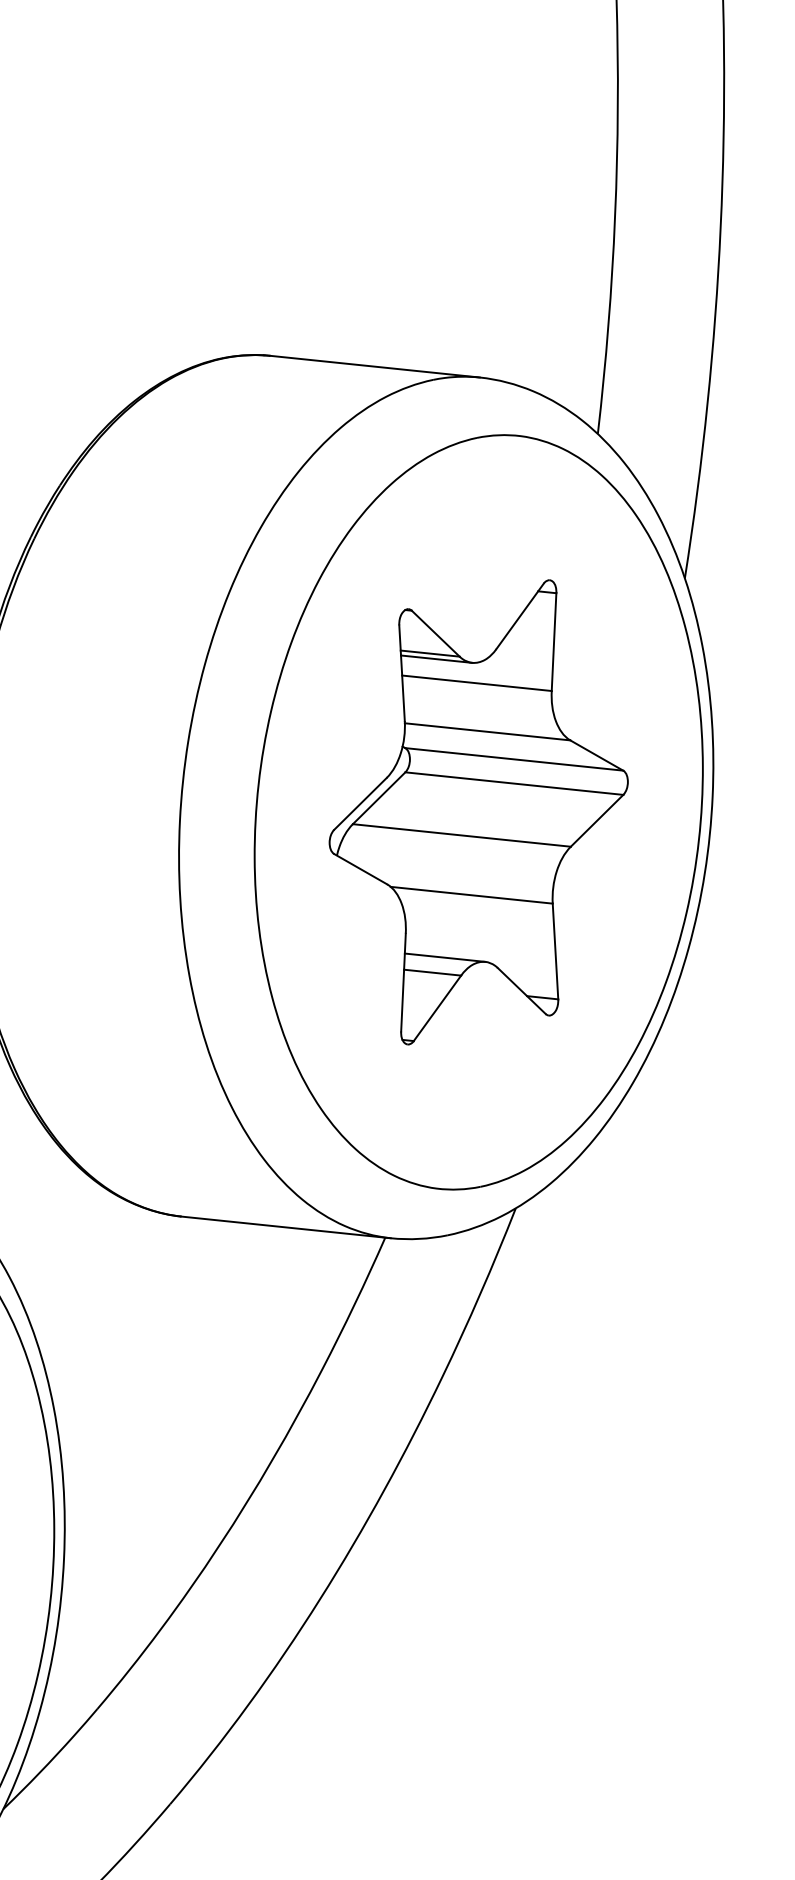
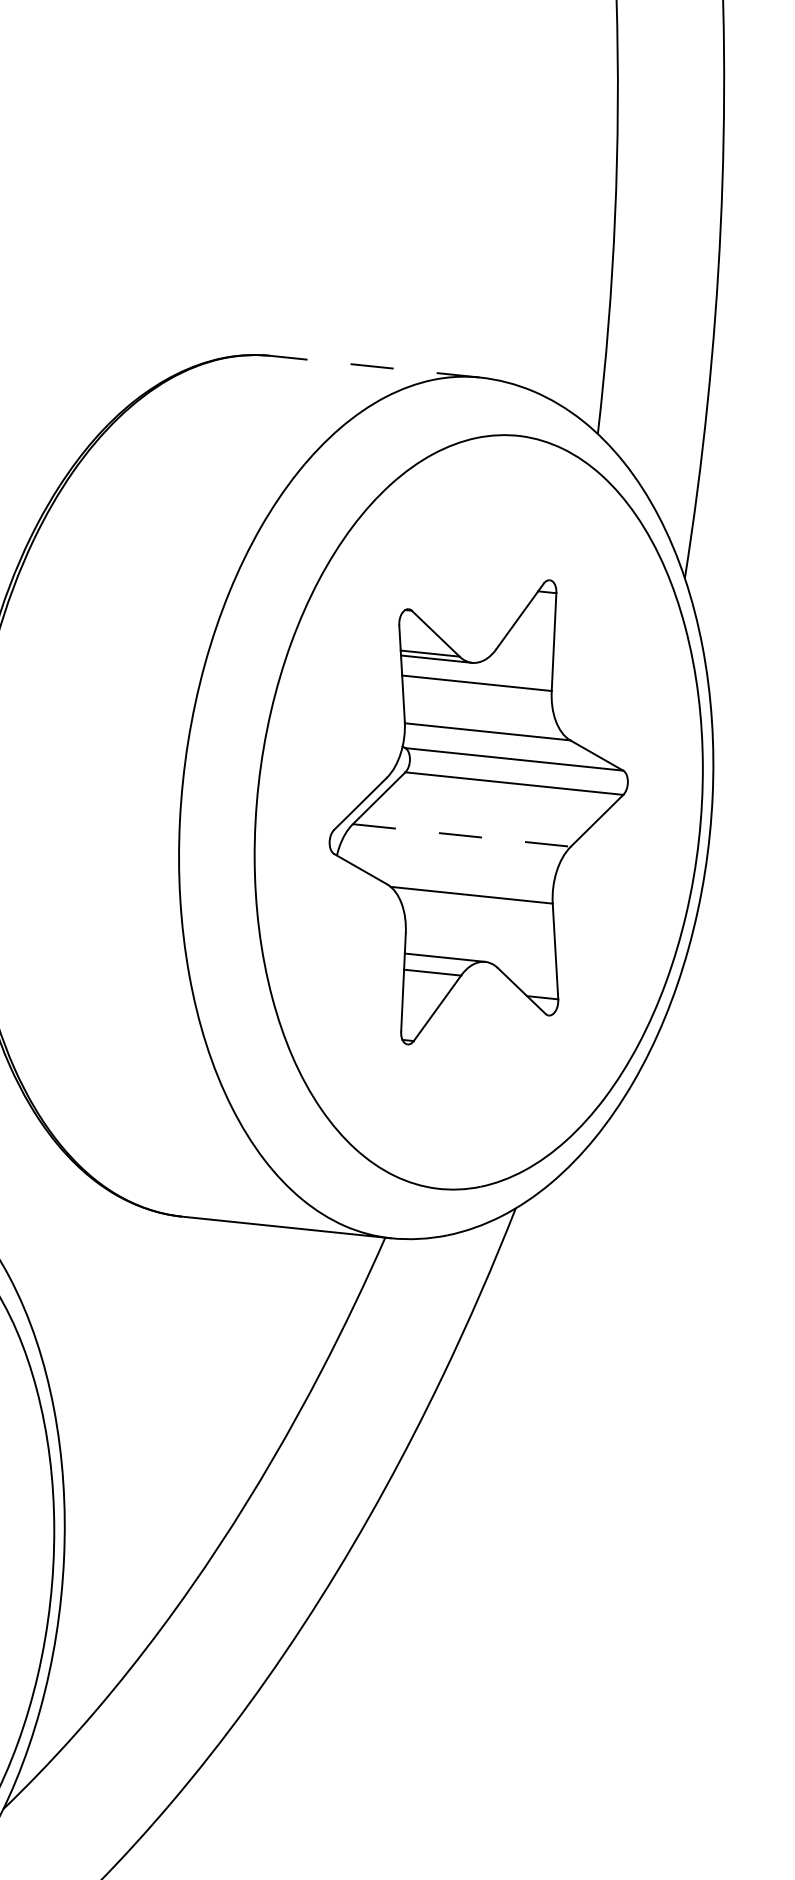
line: solid -> dashed (374, 366)
line: solid -> dashed (461, 835)
